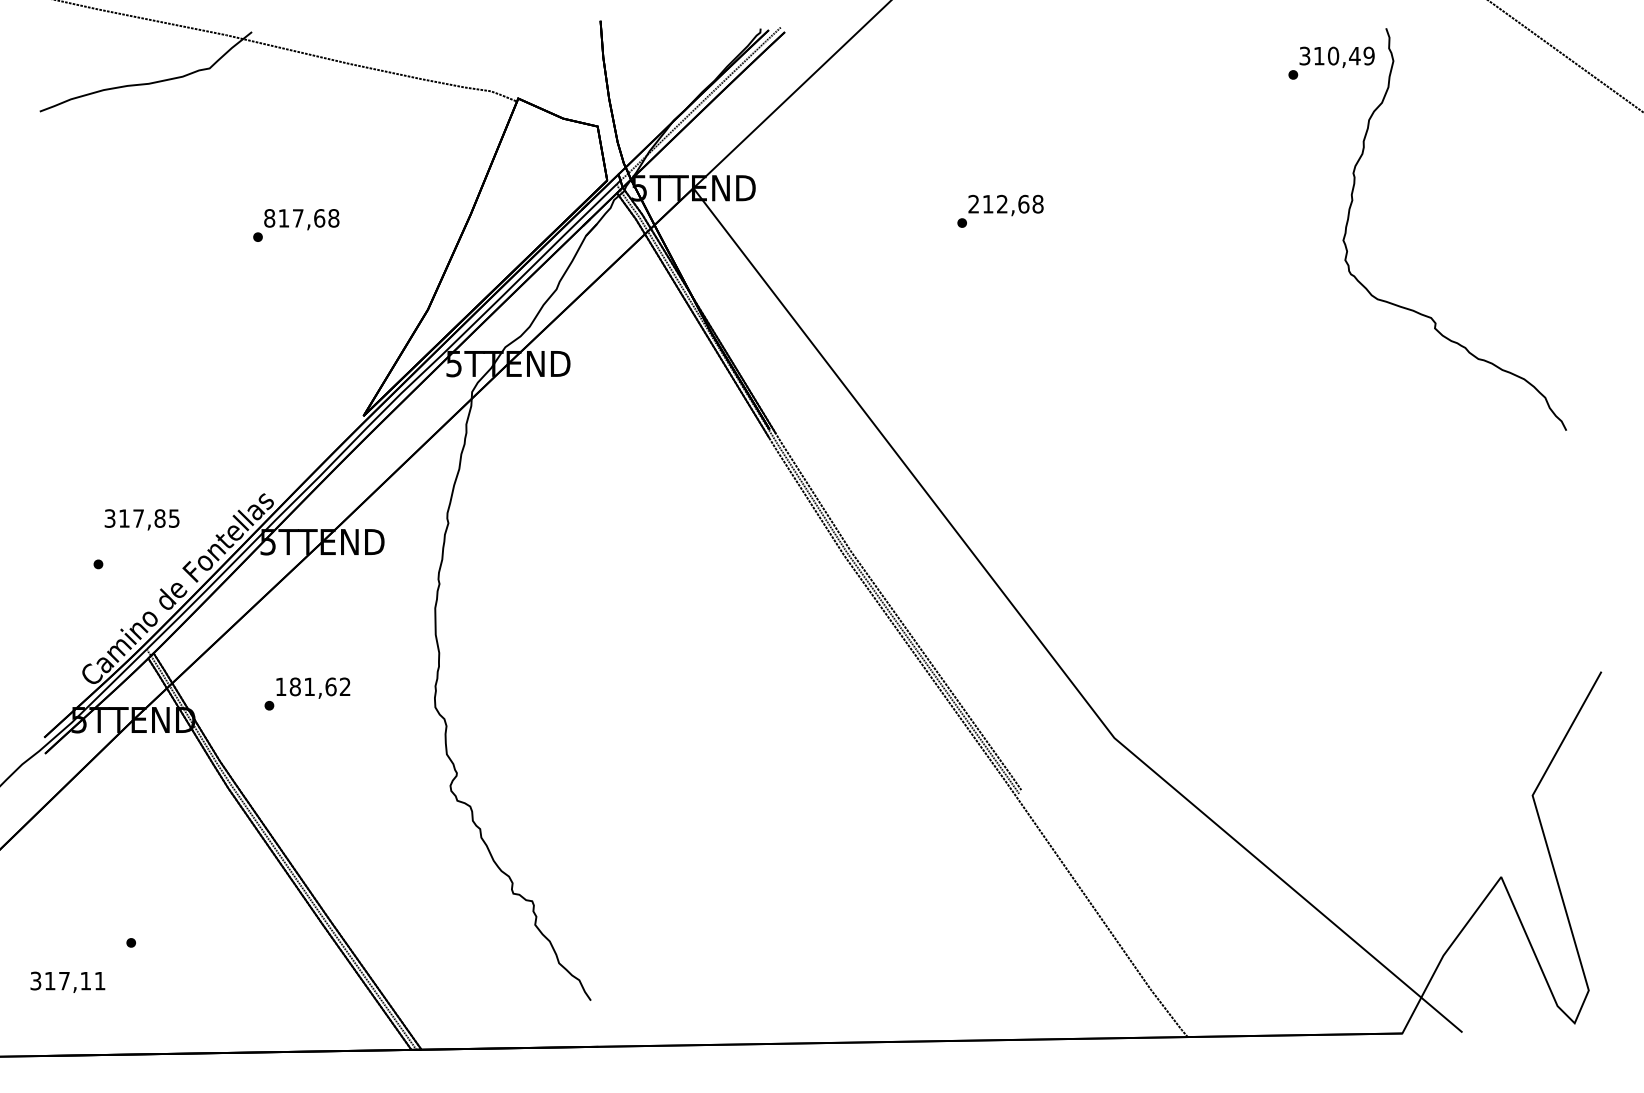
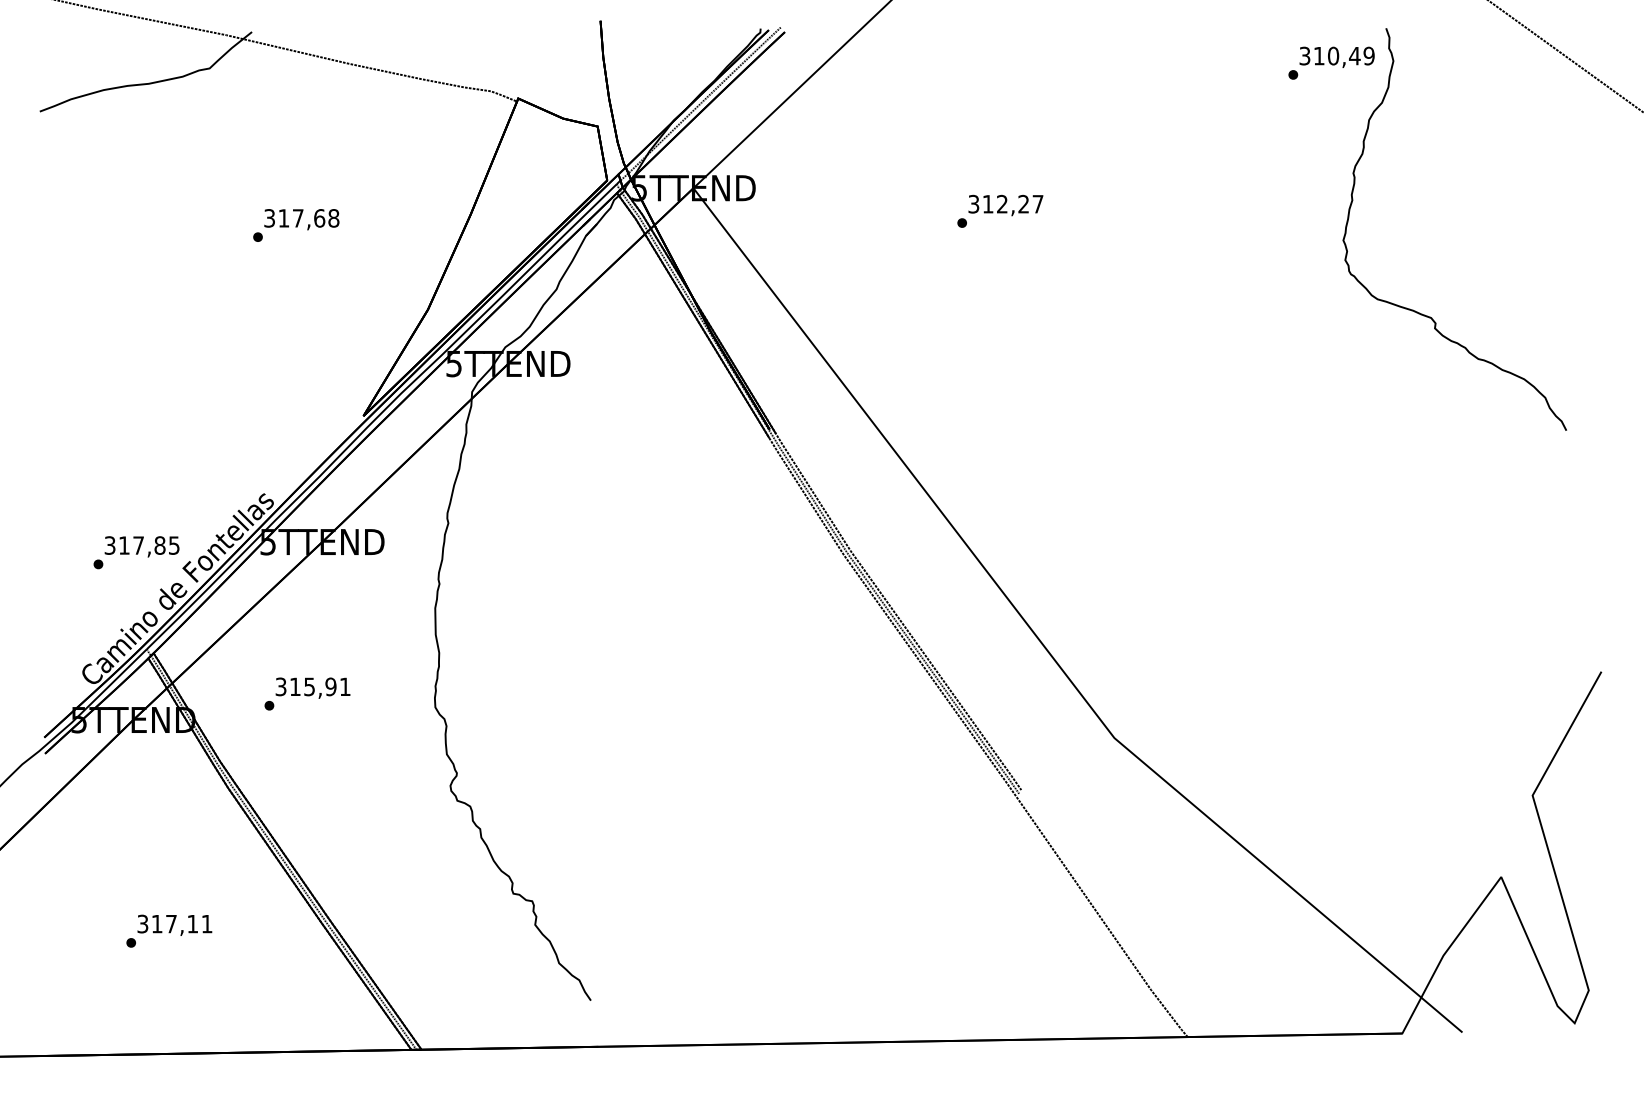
text: 212,68 -> 312,27 (1005, 203)
text: 817,68 -> 317,68 (269, 218)
text position: (141, 519) -> (141, 546) (141, 546)
text: 181,62 -> 315,91 (312, 686)
text position: (67, 981) -> (174, 924) (174, 924)
